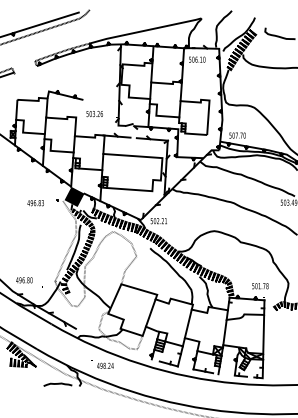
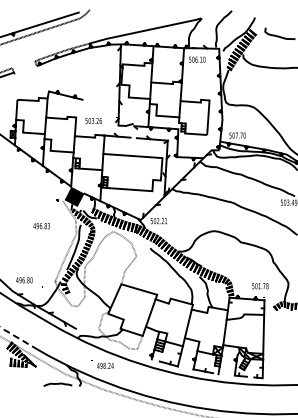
text position: (94, 114) -> (93, 121) (93, 121)
text position: (35, 203) -> (41, 226) (41, 226)
line: solid -> dashed (18, 337)
